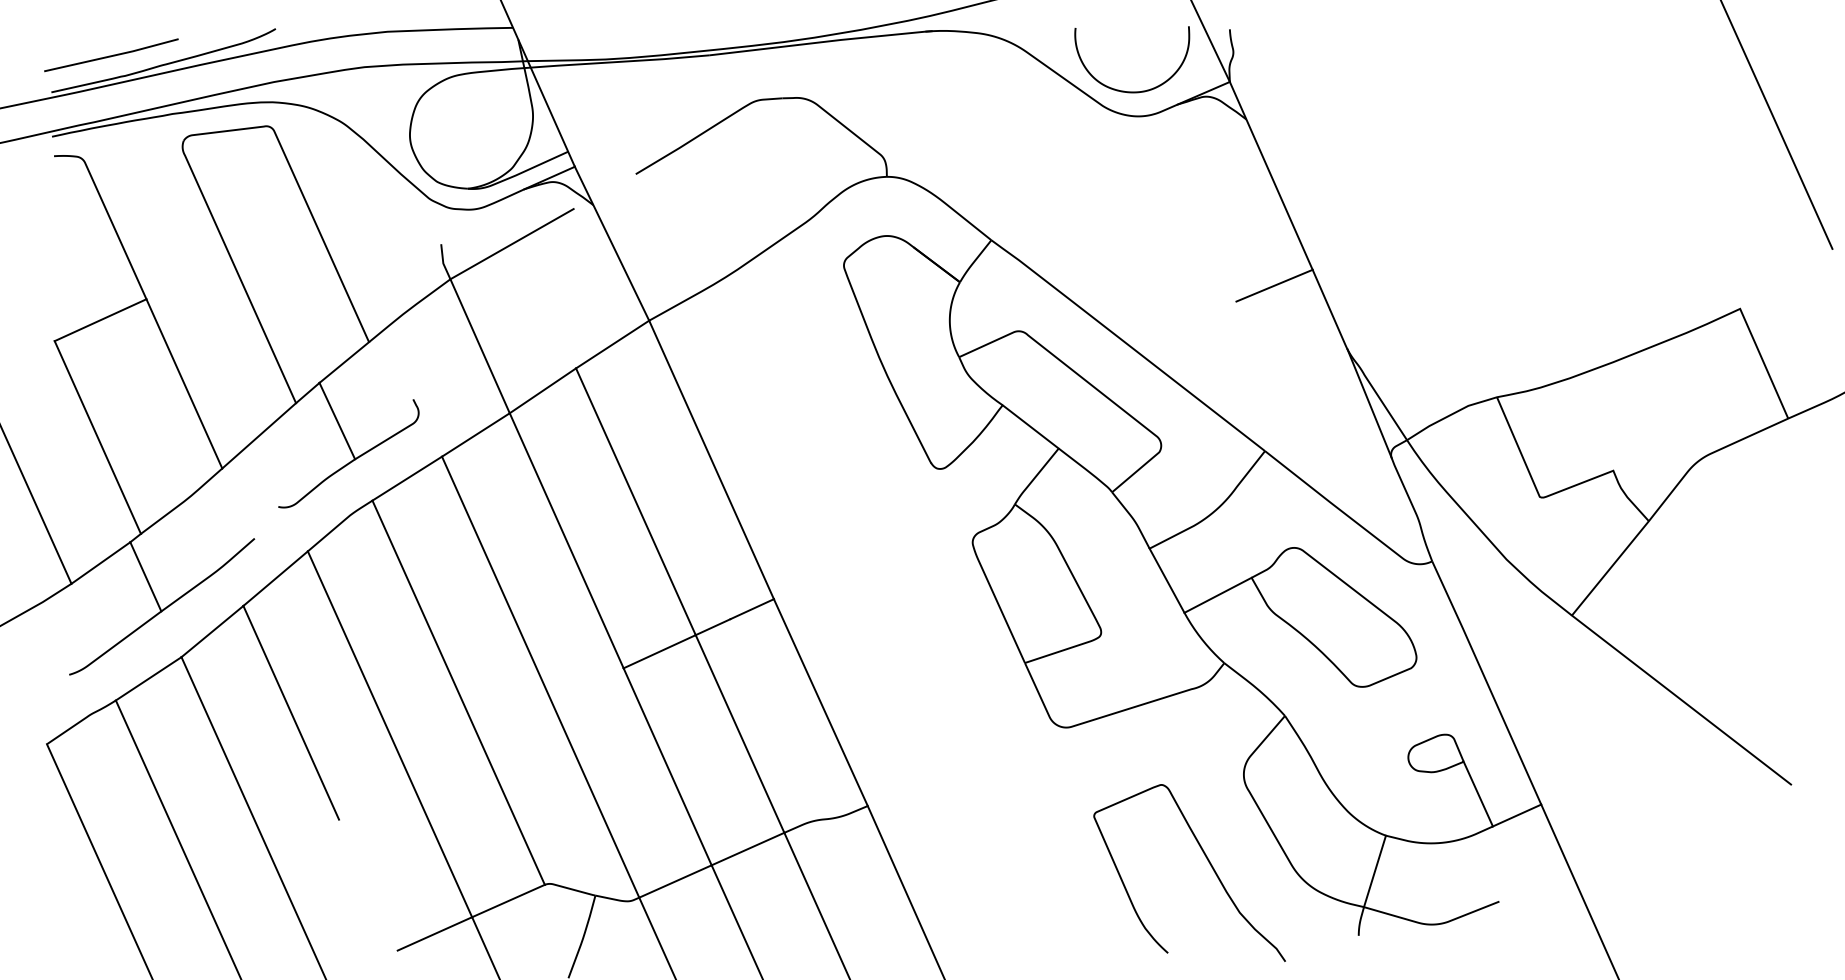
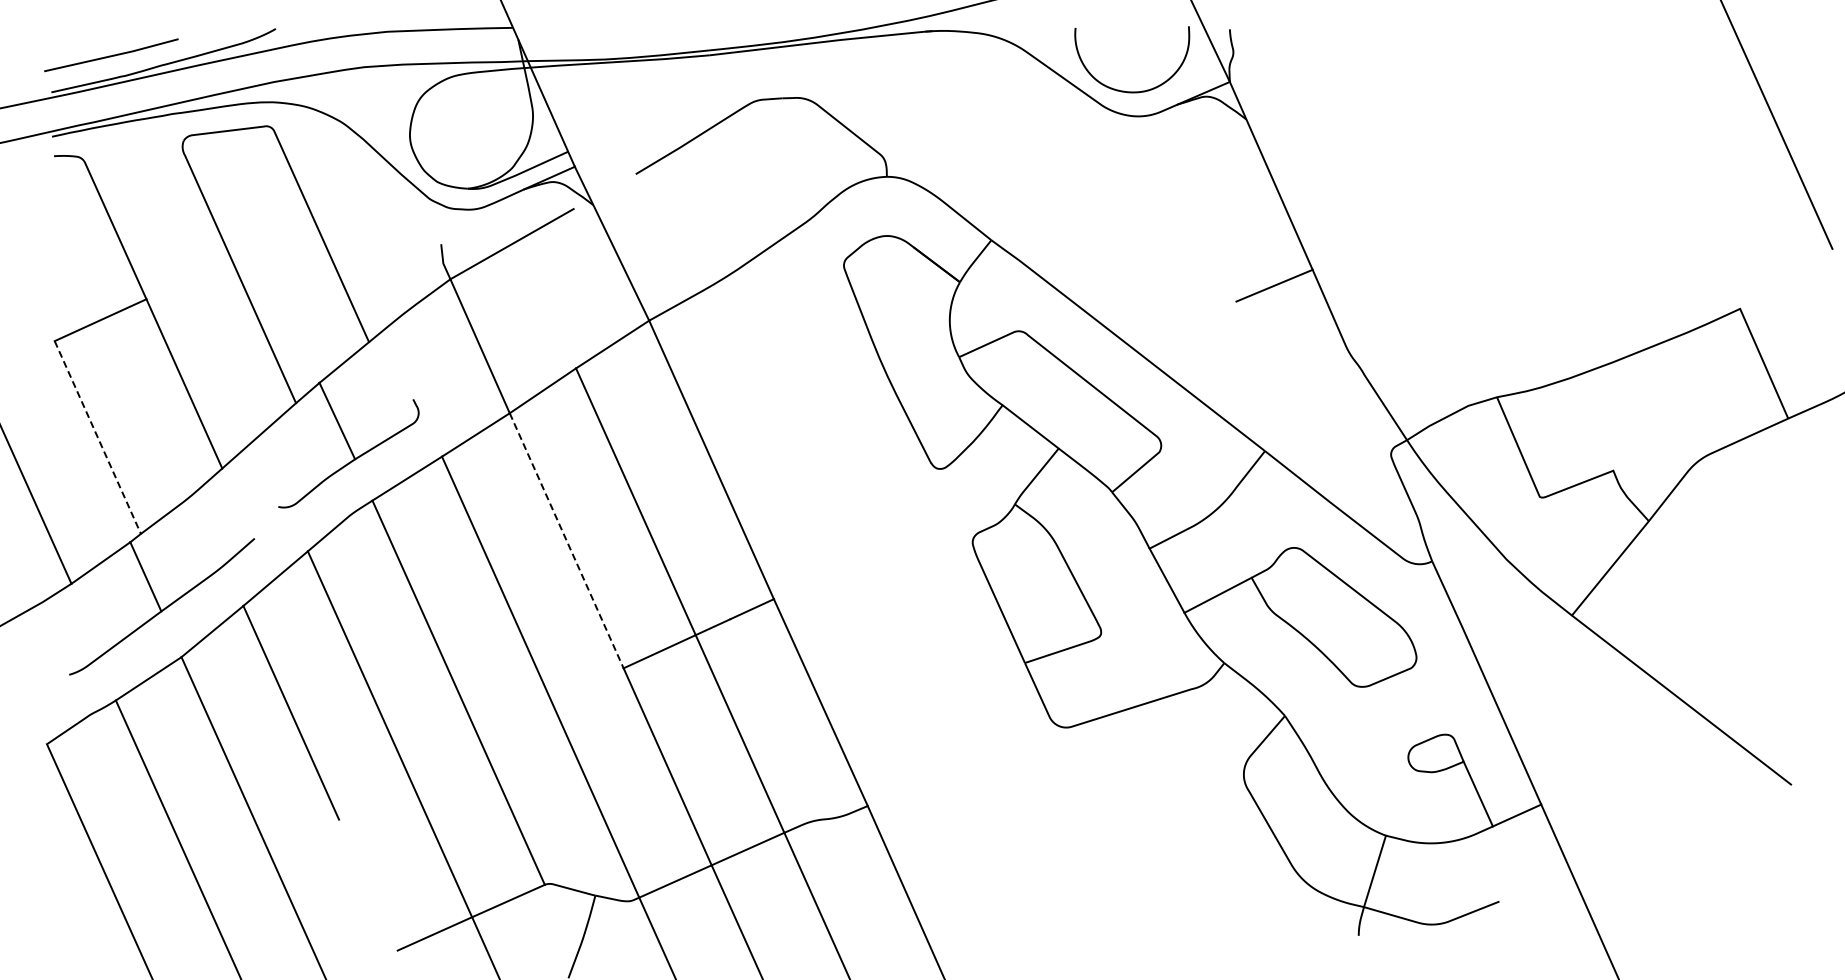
line: present -> none (1369, 403)
line: solid -> dashed (97, 437)
line: solid -> dashed (566, 540)
curve: present -> none (1208, 862)
